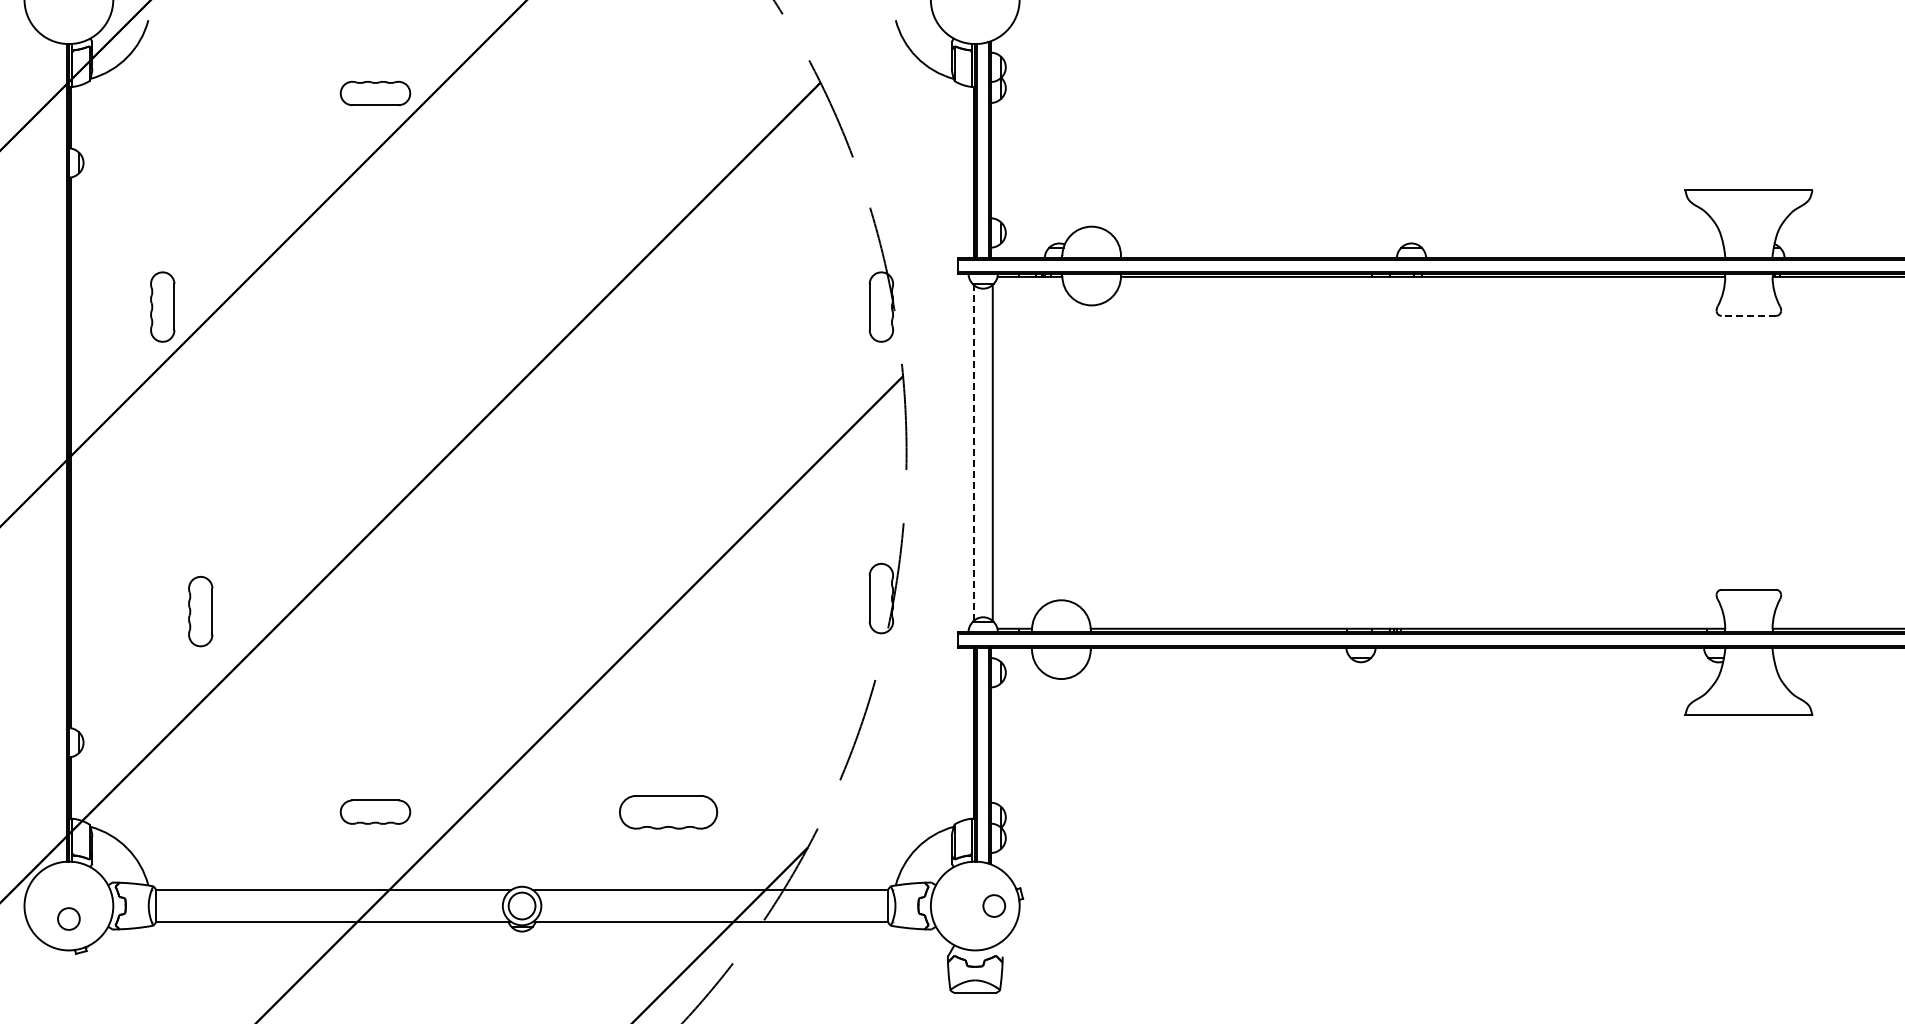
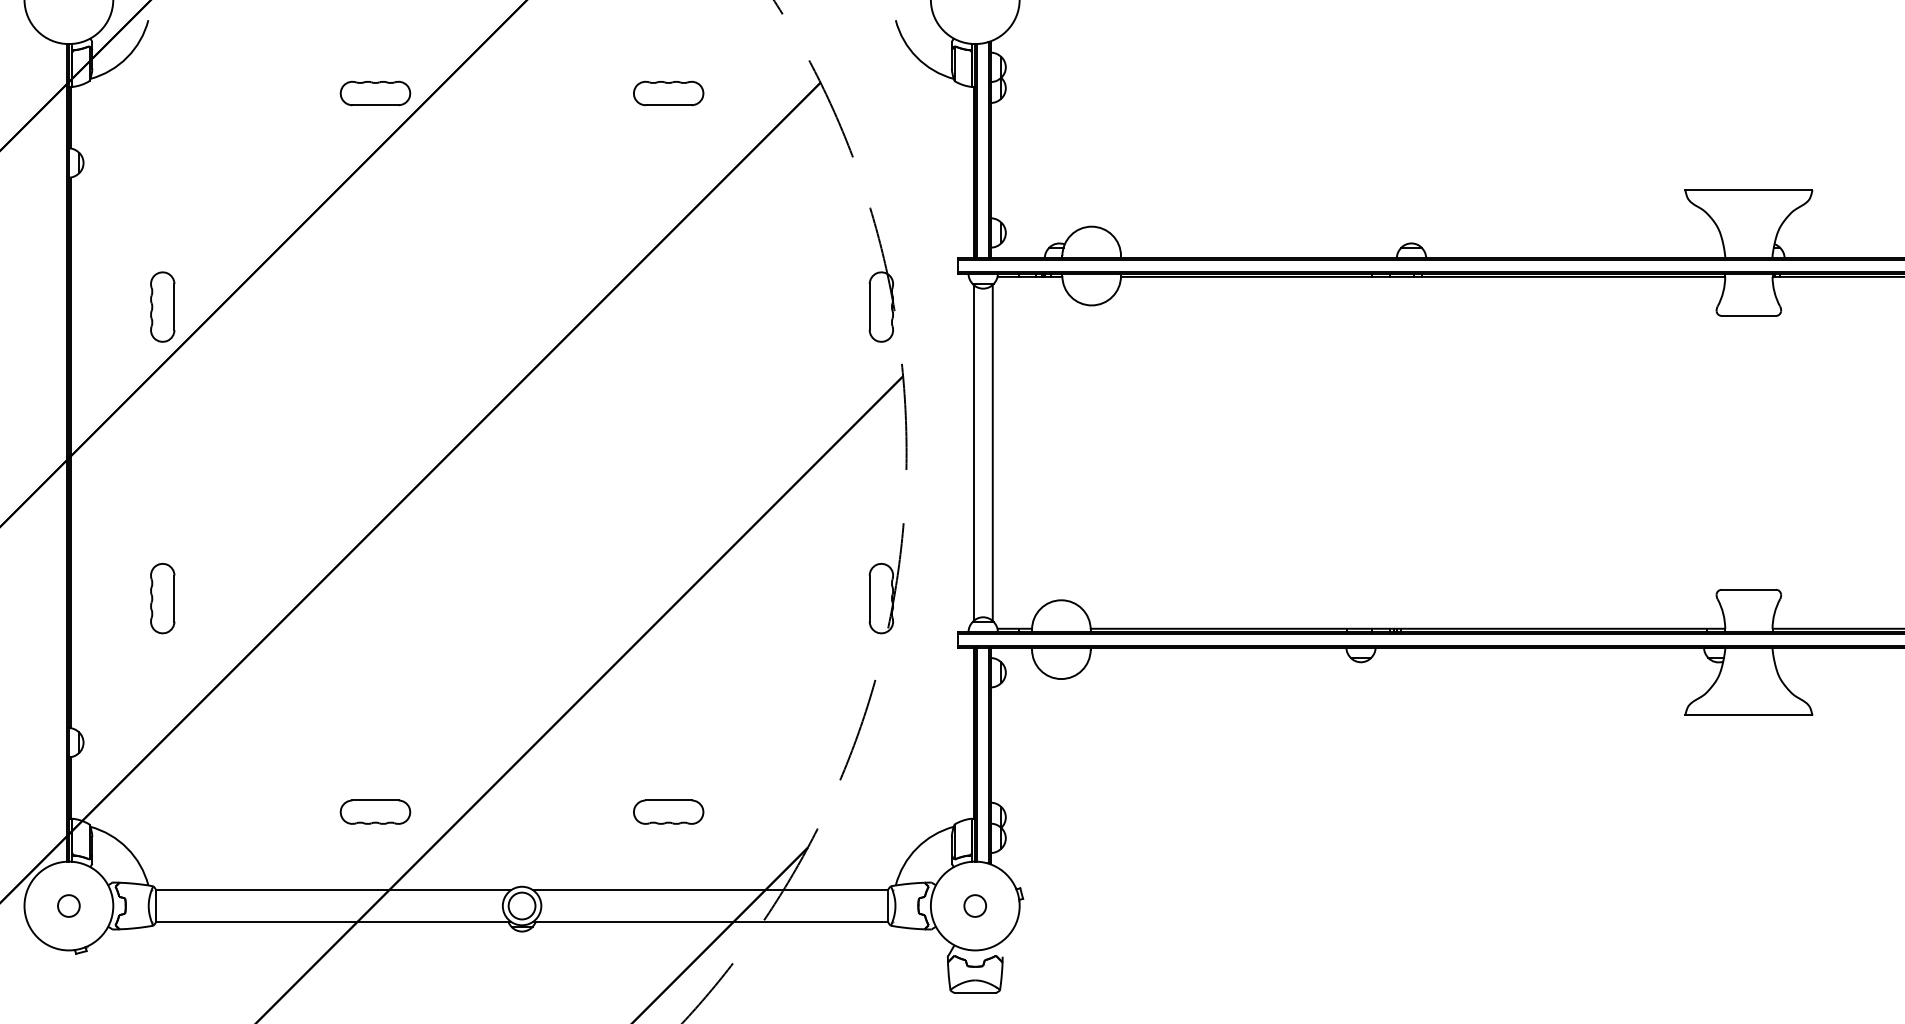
part: none -> present (668, 93)
line: dashed -> solid (1748, 315)
line: dashed -> solid (973, 452)
part position: (200, 611) -> (162, 598) (162, 598)
part size: 100x35 px -> 72x26 px (668, 811)
circle position: (993, 905) -> (974, 905) (974, 905)
circle position: (68, 918) -> (68, 905) (68, 905)
